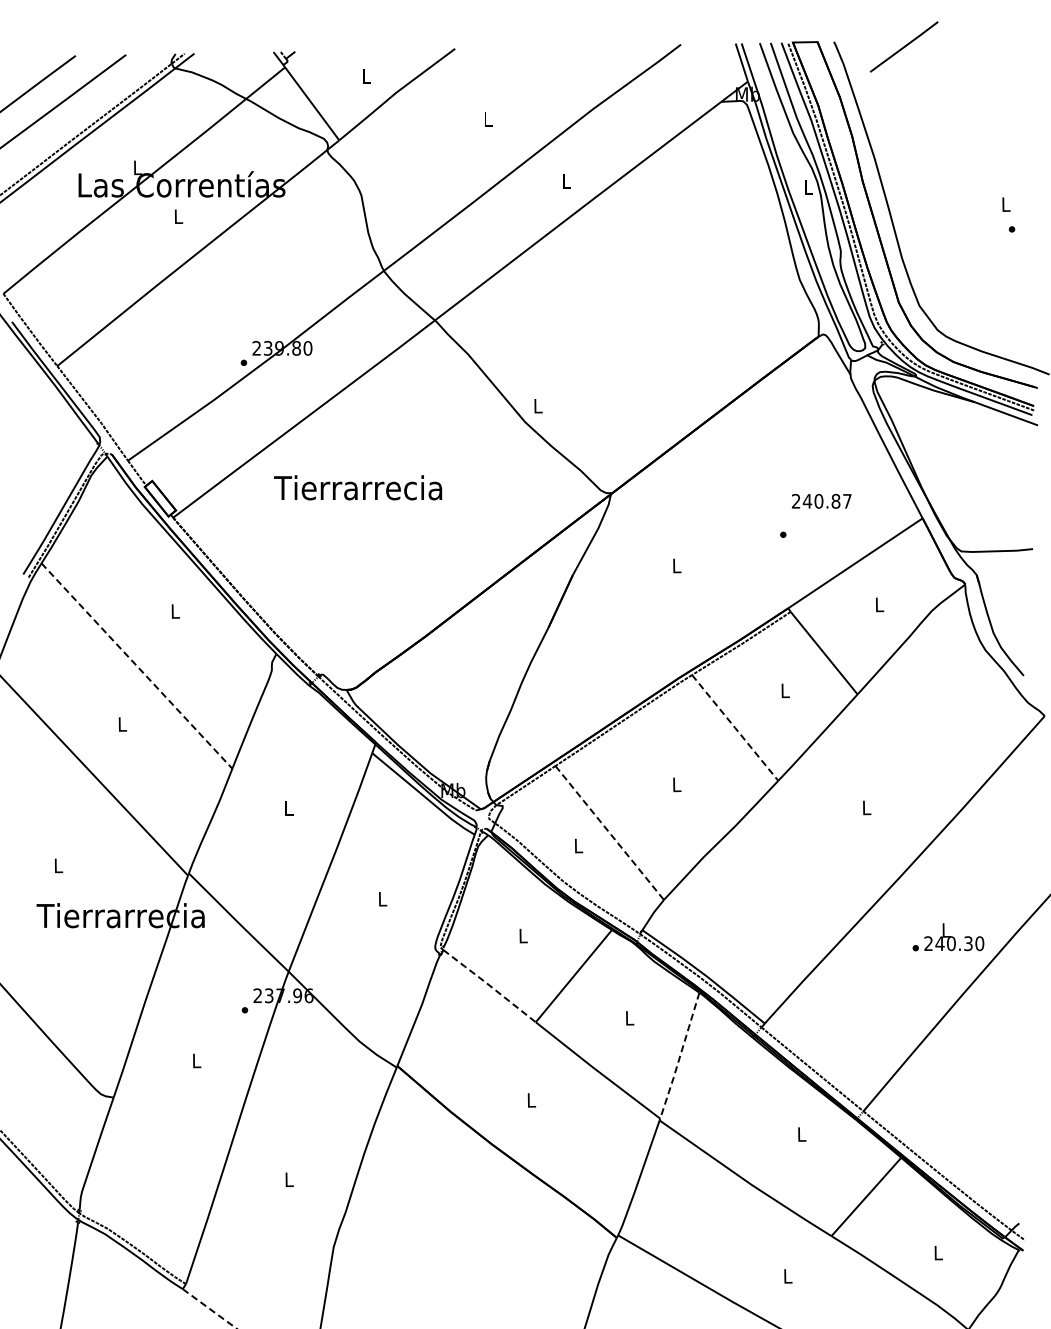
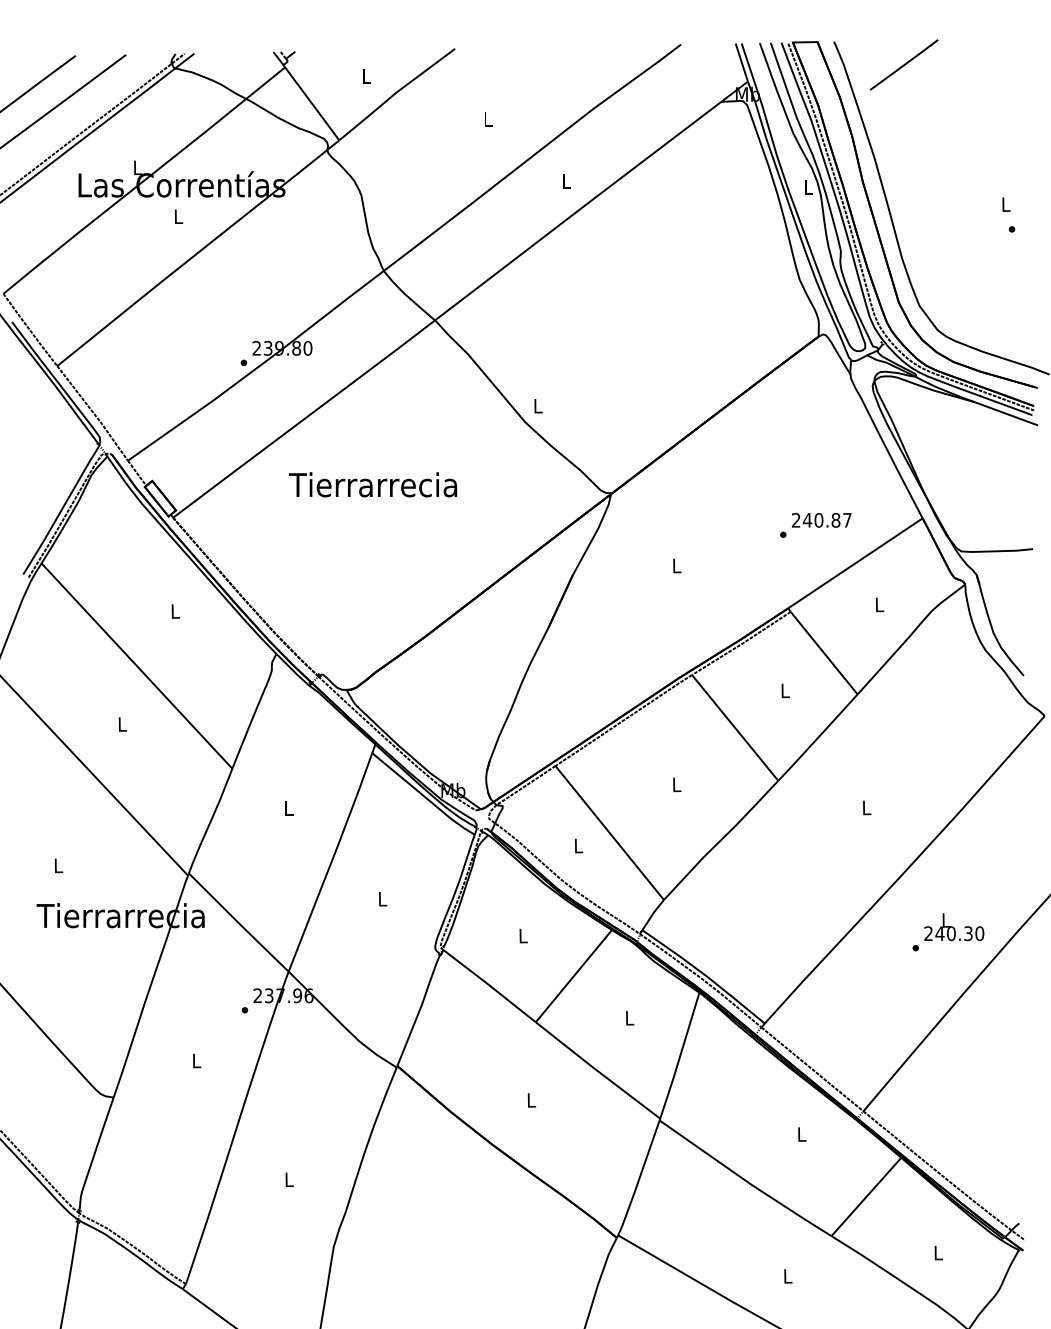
line position: (903, 46) -> (903, 64) (903, 64)
text position: (358, 487) -> (373, 484) (373, 484)
text position: (821, 501) -> (821, 520) (821, 520)
line: dashed -> solid (136, 666)
line: dashed -> solid (735, 727)
line: dashed -> solid (609, 833)
text position: (954, 937) -> (954, 927) (954, 927)
line: dashed -> solid (489, 985)
line: dashed -> solid (680, 1056)
line: dashed -> solid (210, 1309)
